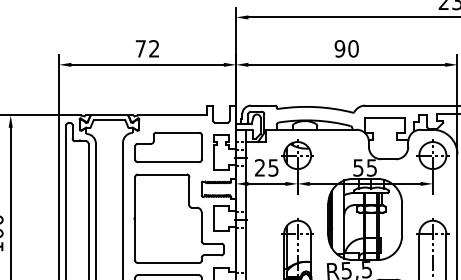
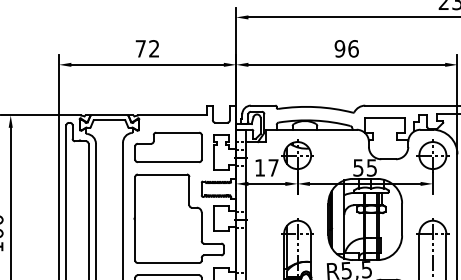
text: 90 -> 96 (353, 48)
text: 25 -> 17 (266, 167)
